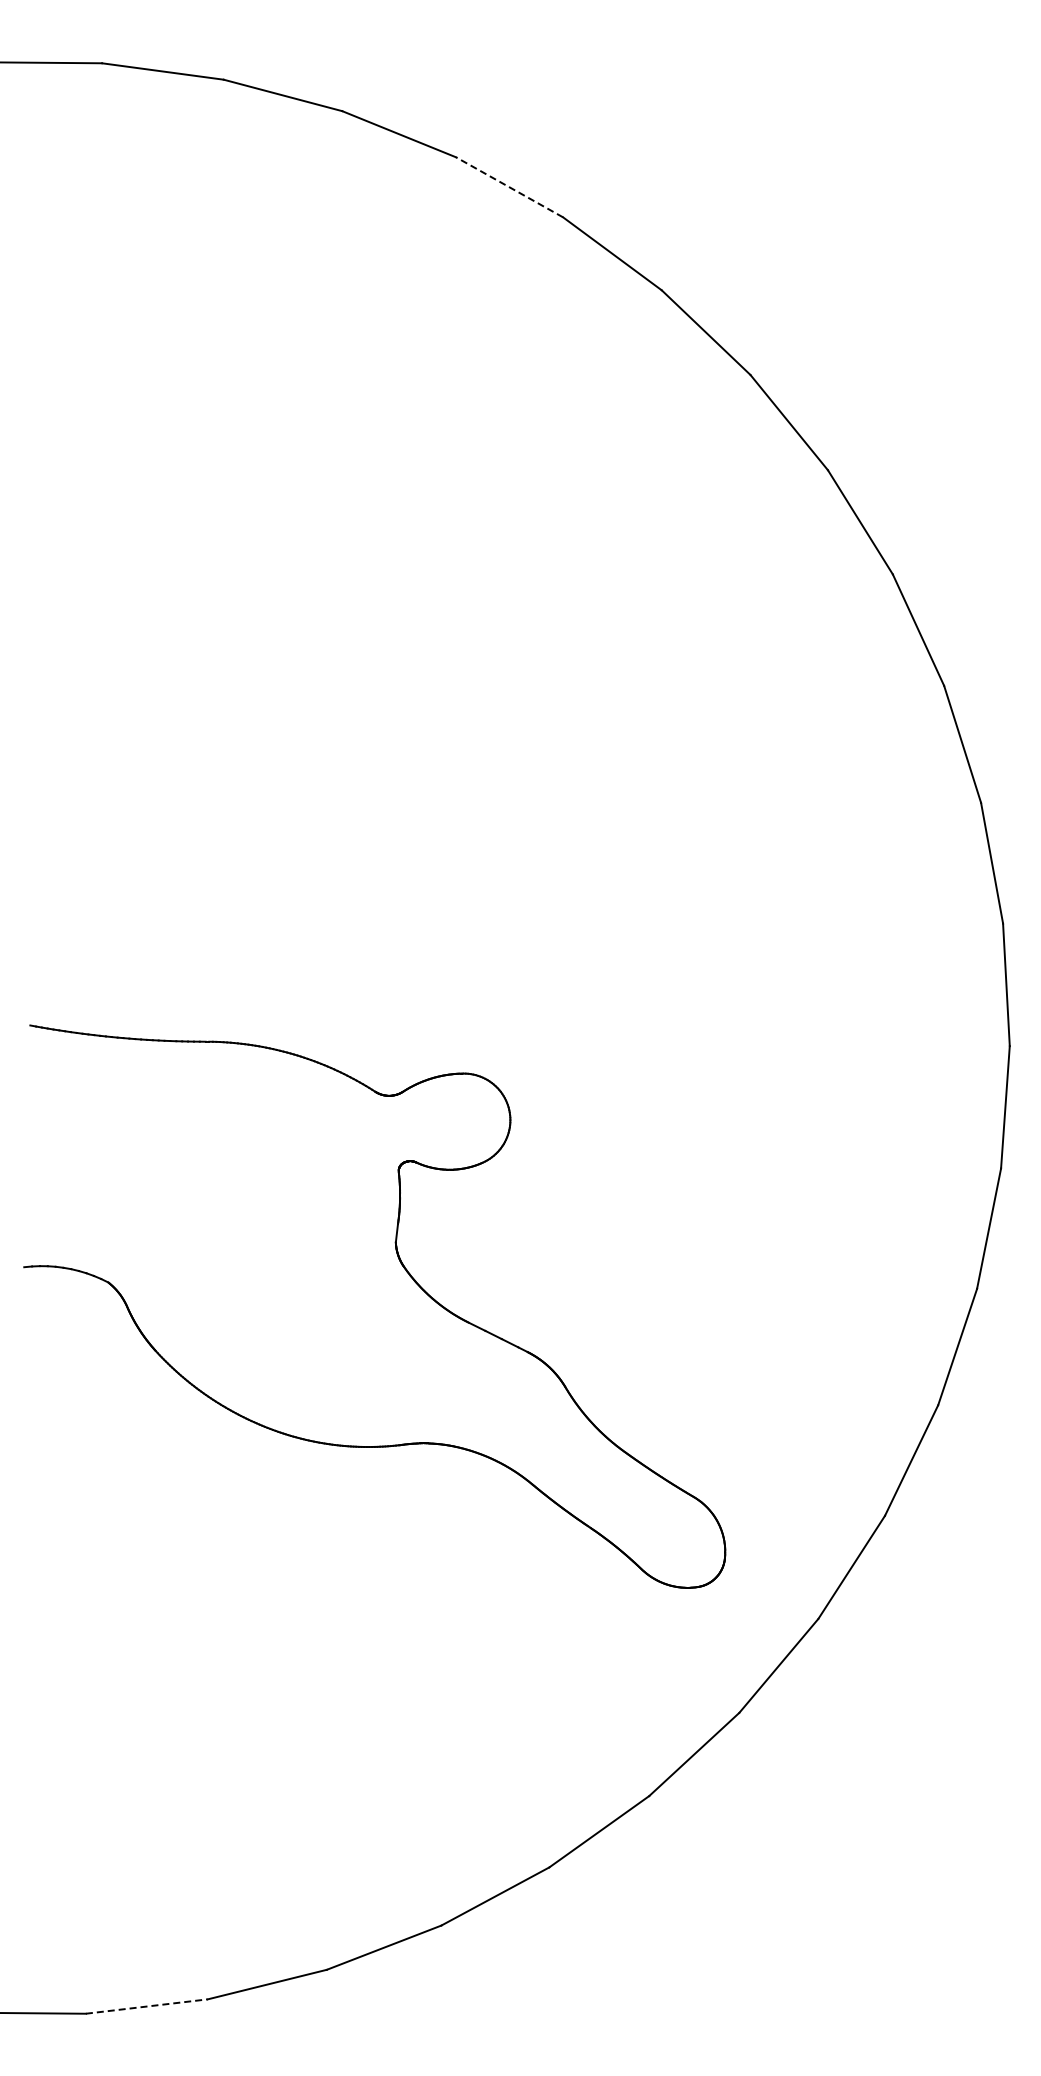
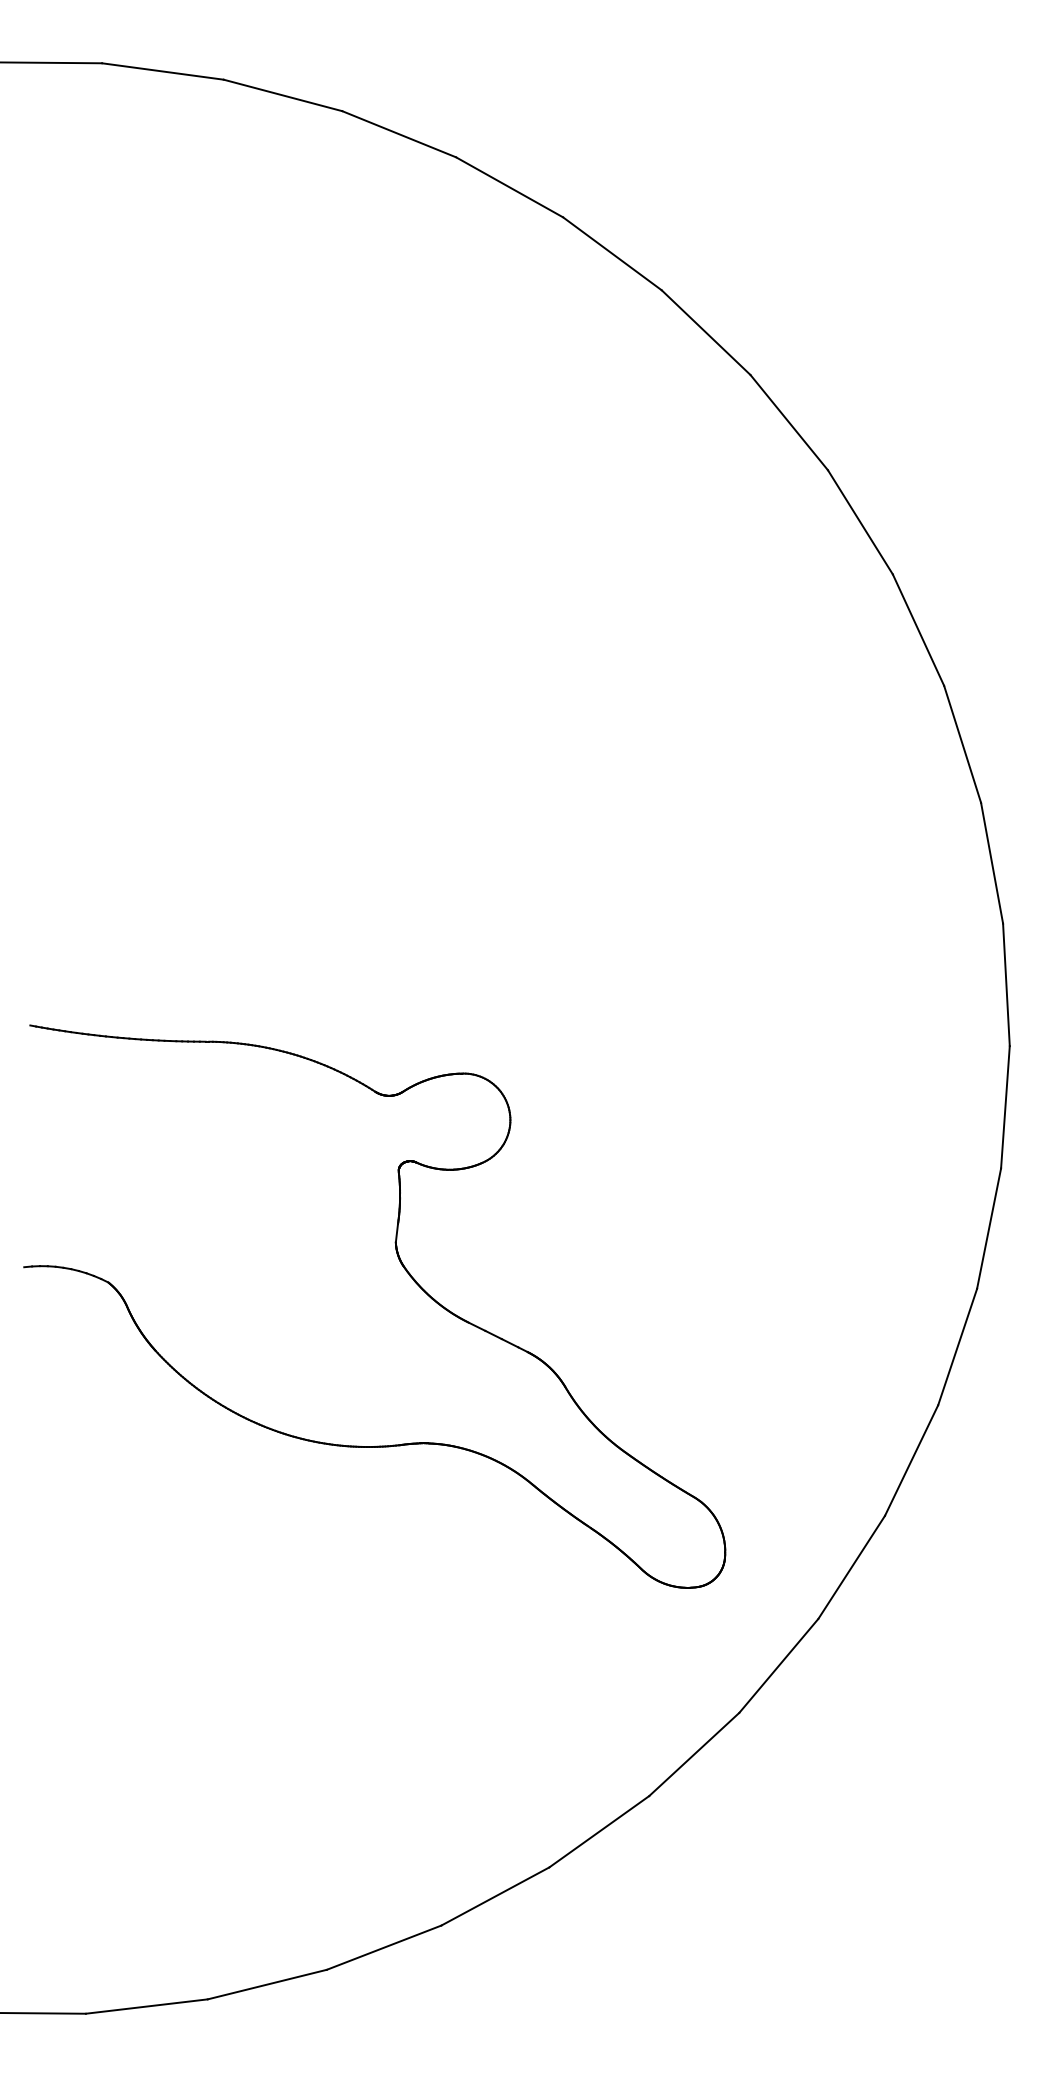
line: dashed -> solid (509, 187)
line: dashed -> solid (147, 2006)
